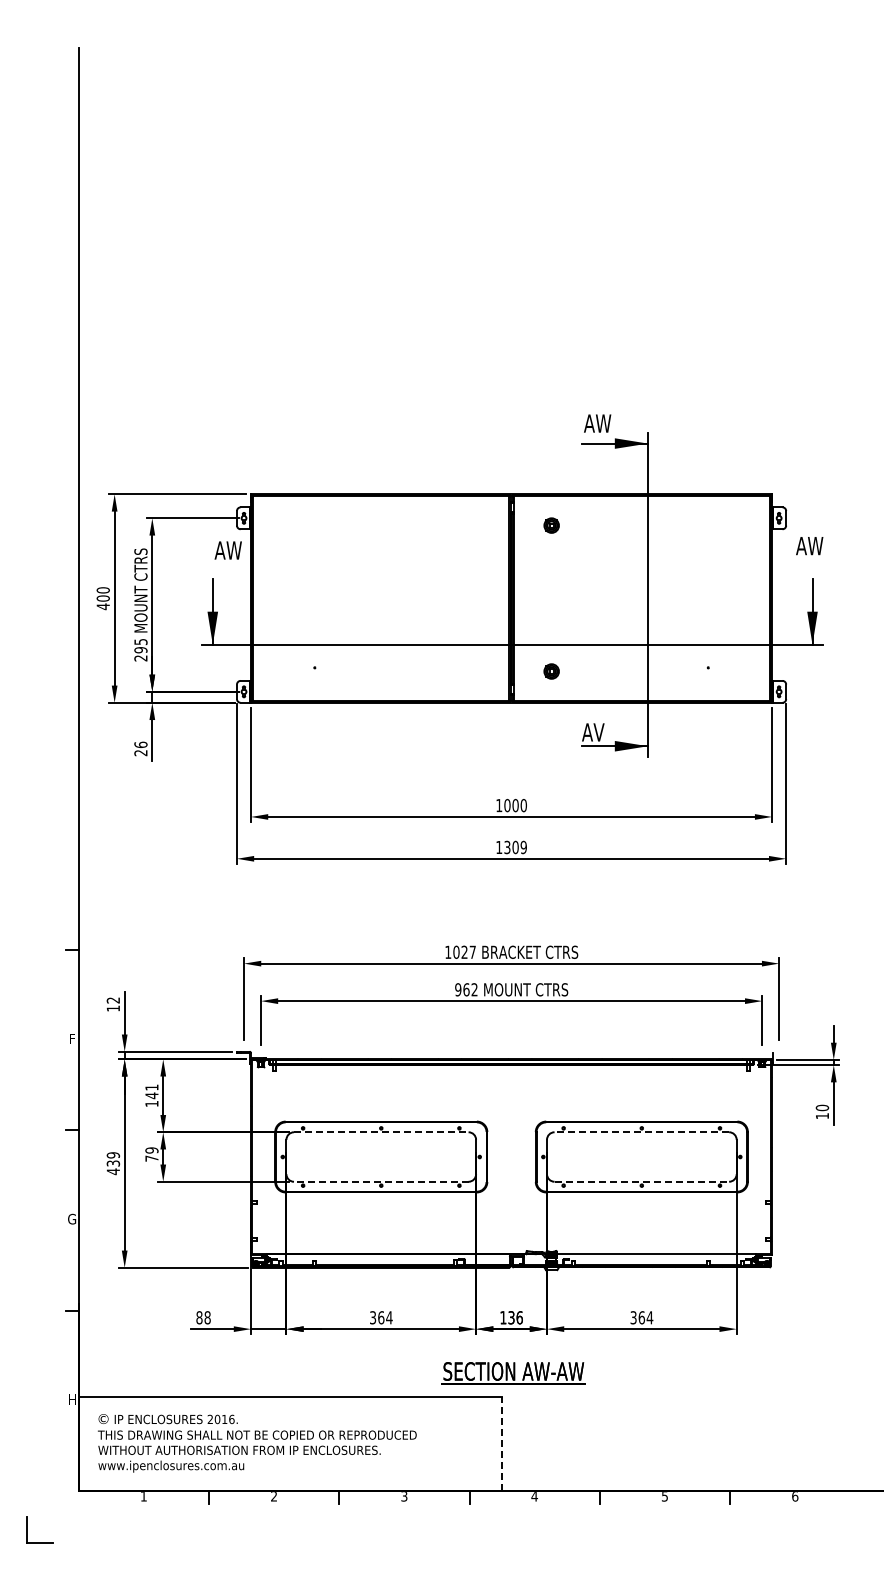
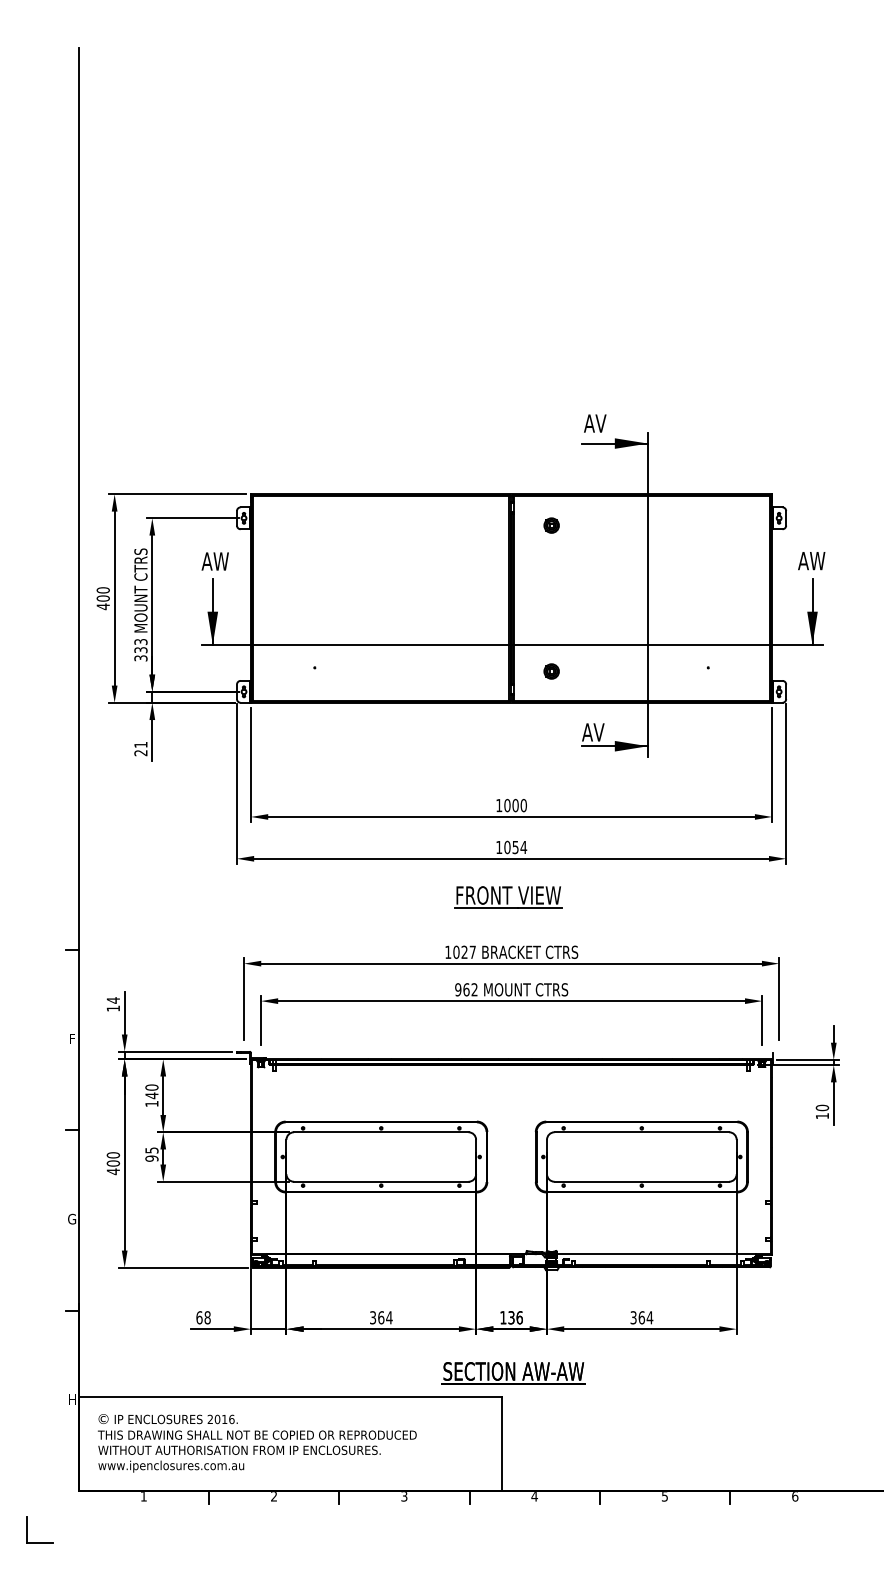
text: AW -> AV (603, 423)
text position: (809, 546) -> (811, 561) (811, 561)
text position: (227, 550) -> (214, 561) (214, 561)
text: 295 -> 333 (140, 650)
text: 26 -> 21 (140, 744)
text: 1309 -> 1054 (515, 847)
part: none -> present (508, 897)
text: 12 -> 14 (112, 1000)
text: 141 -> 140 (151, 1087)
line: dashed -> solid (381, 1132)
line: dashed -> solid (641, 1132)
text: 79 -> 95 (151, 1154)
text: 439 -> 400 (113, 1159)
line: dashed -> solid (380, 1181)
line: dashed -> solid (642, 1181)
text: 88 -> 68 (199, 1317)
line: dashed -> solid (502, 1444)
